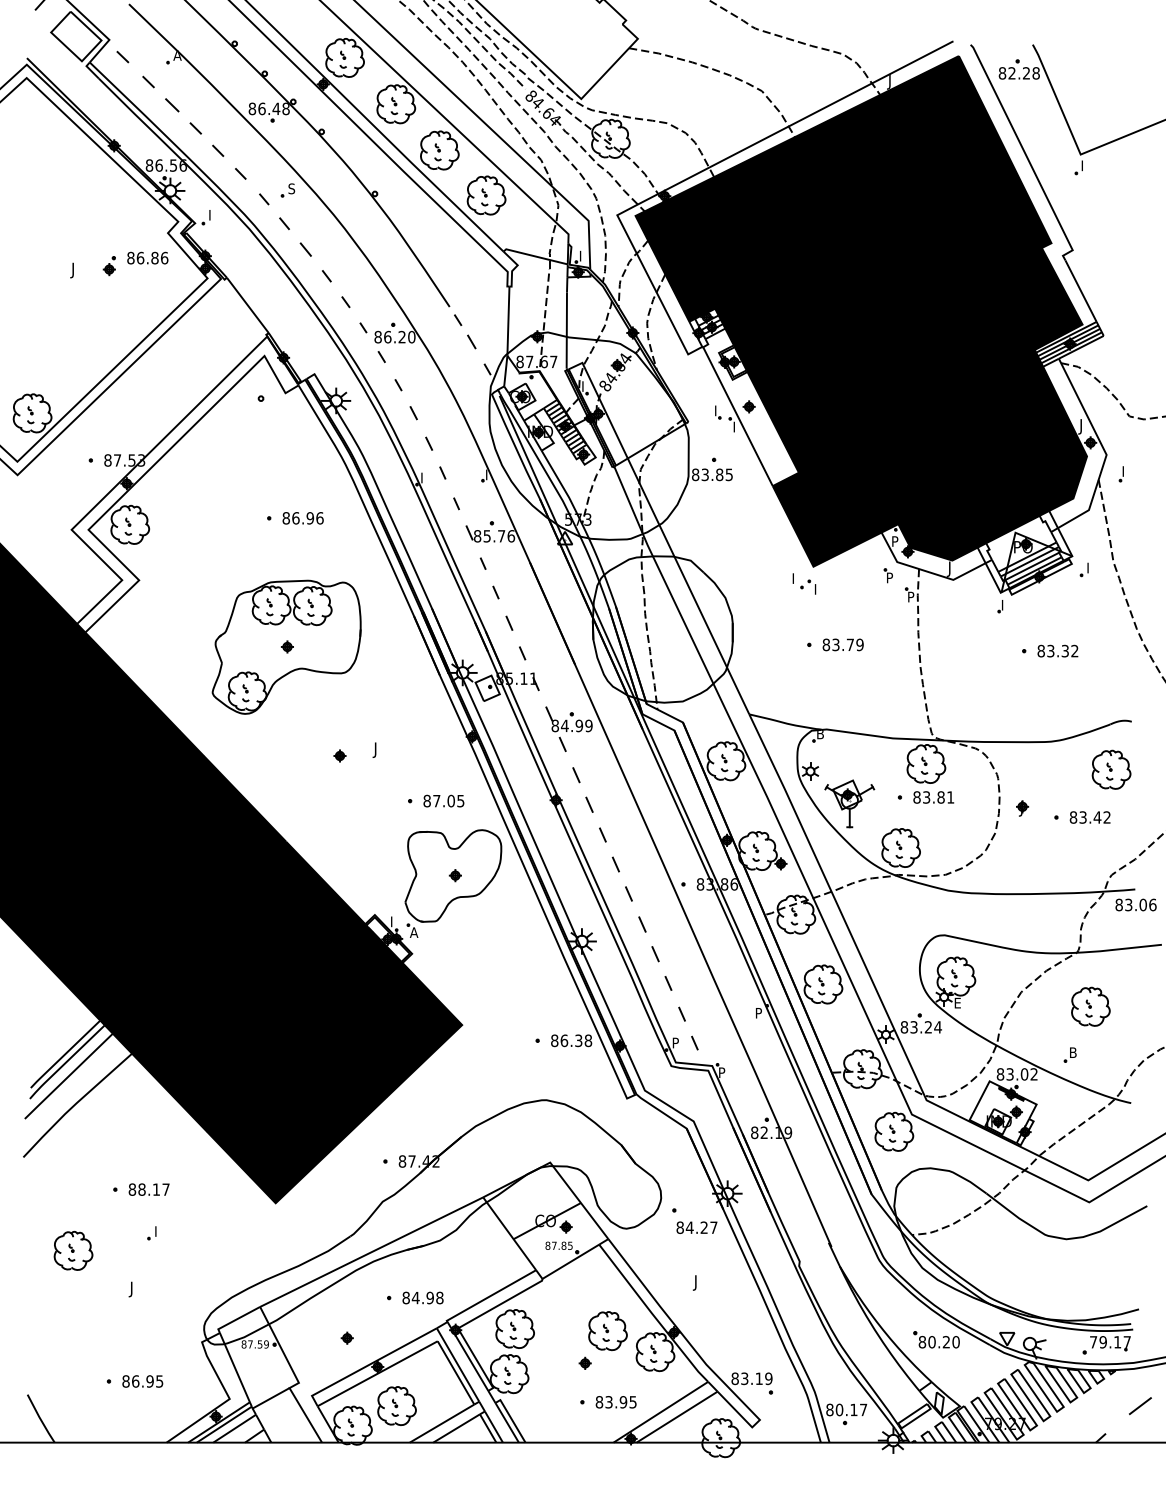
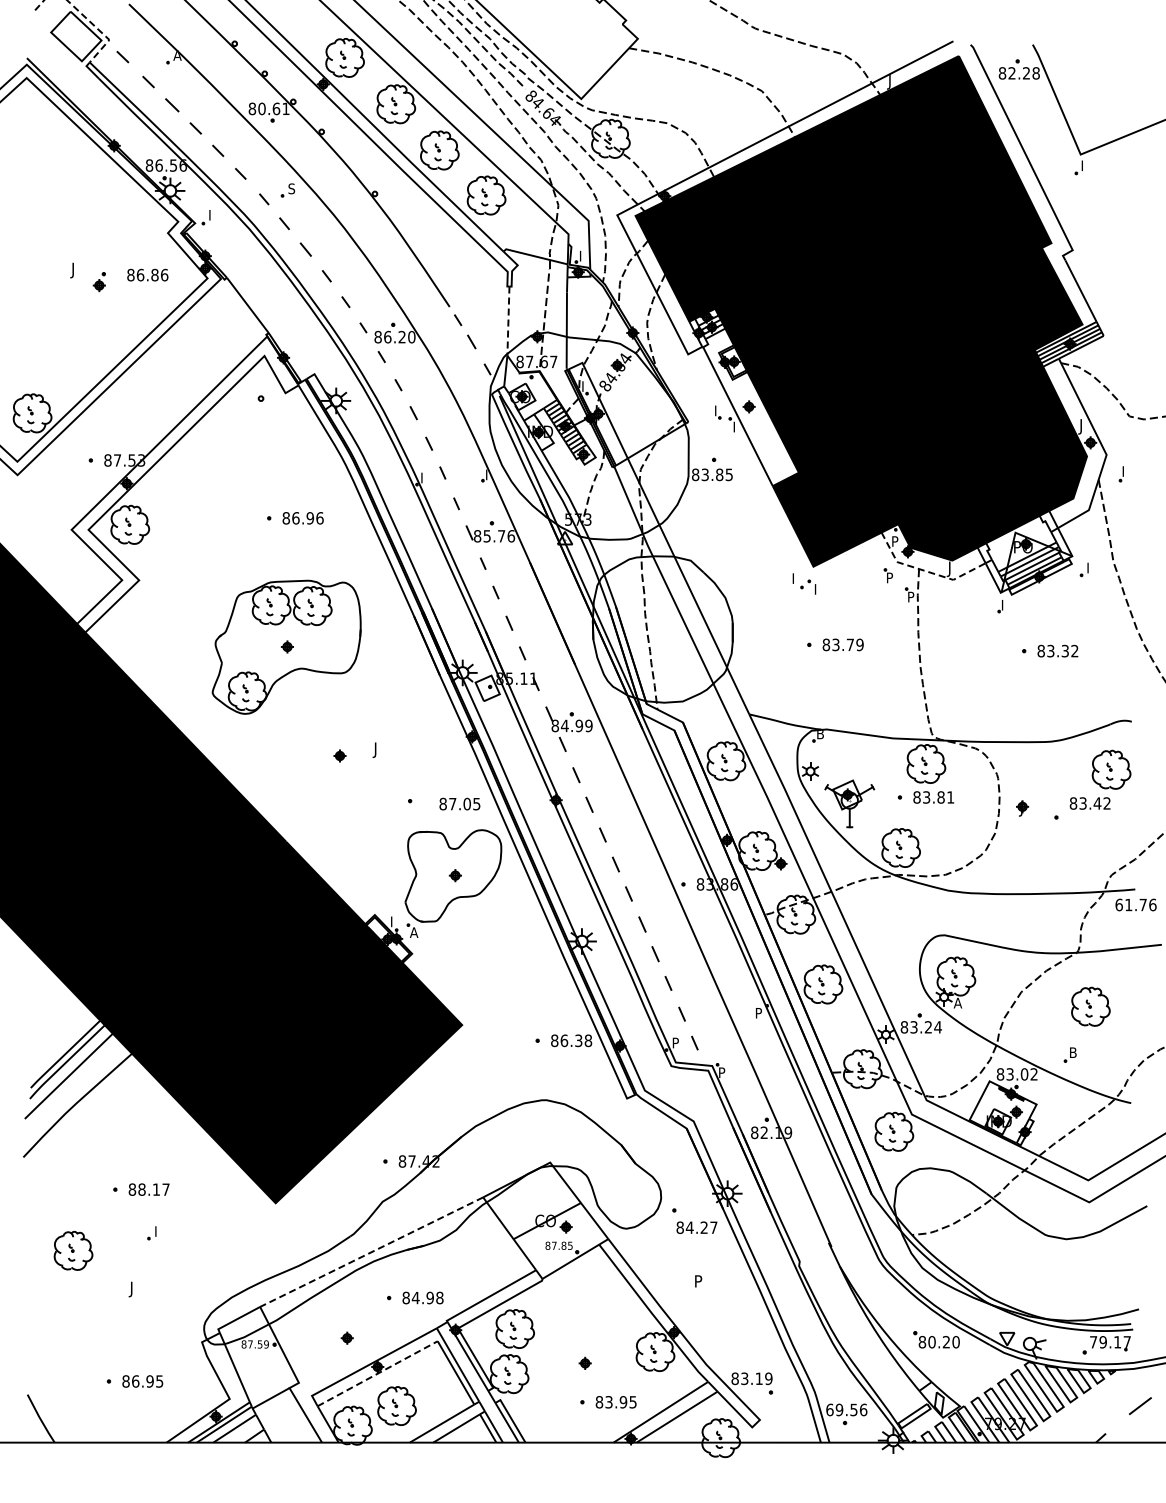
line: solid -> dashed (94, 25)
text: 86.48 -> 80.61 (273, 108)
text position: (147, 257) -> (147, 274) (147, 274)
part position: (108, 266) -> (98, 282) (98, 282)
line: solid -> dashed (508, 321)
line: solid -> dashed (926, 571)
text position: (443, 800) -> (459, 803) (459, 803)
text position: (1089, 817) -> (1089, 803) (1089, 803)
text: 83.06 -> 61.76 (1130, 904)
text: E -> A (957, 1002)
line: solid -> dashed (371, 1252)
text: J -> P (697, 1282)
part: present -> none (607, 1331)
line: solid -> dashed (378, 1373)
text: 80.17 -> 69.56 (846, 1409)
